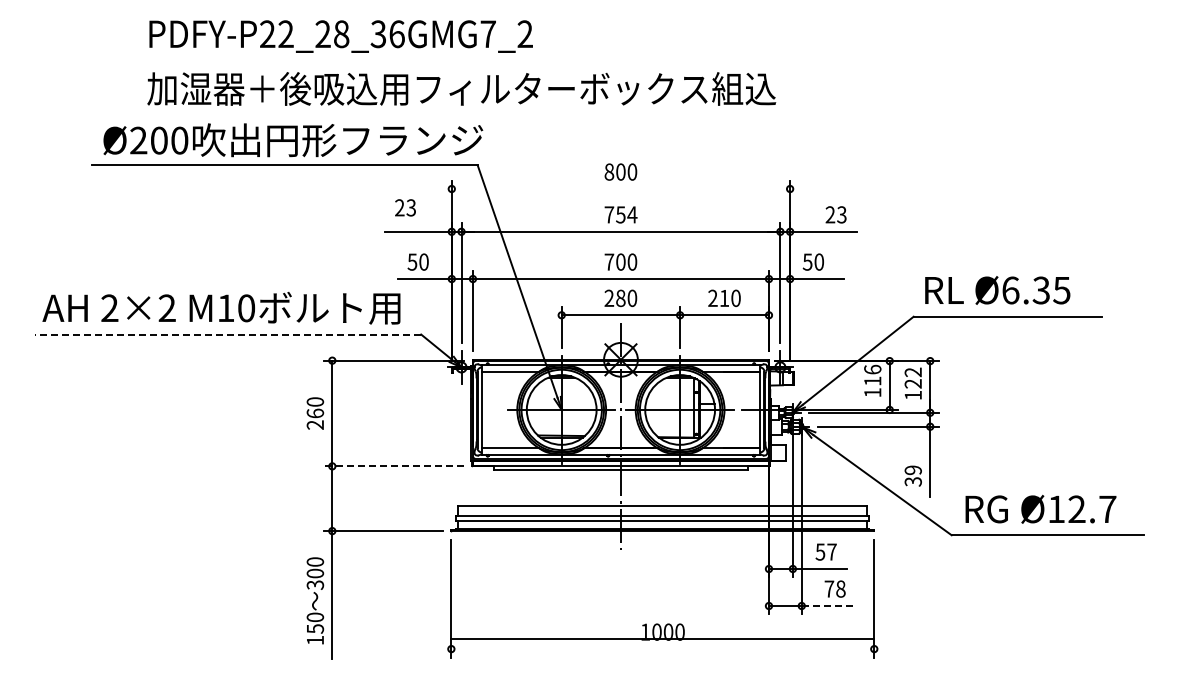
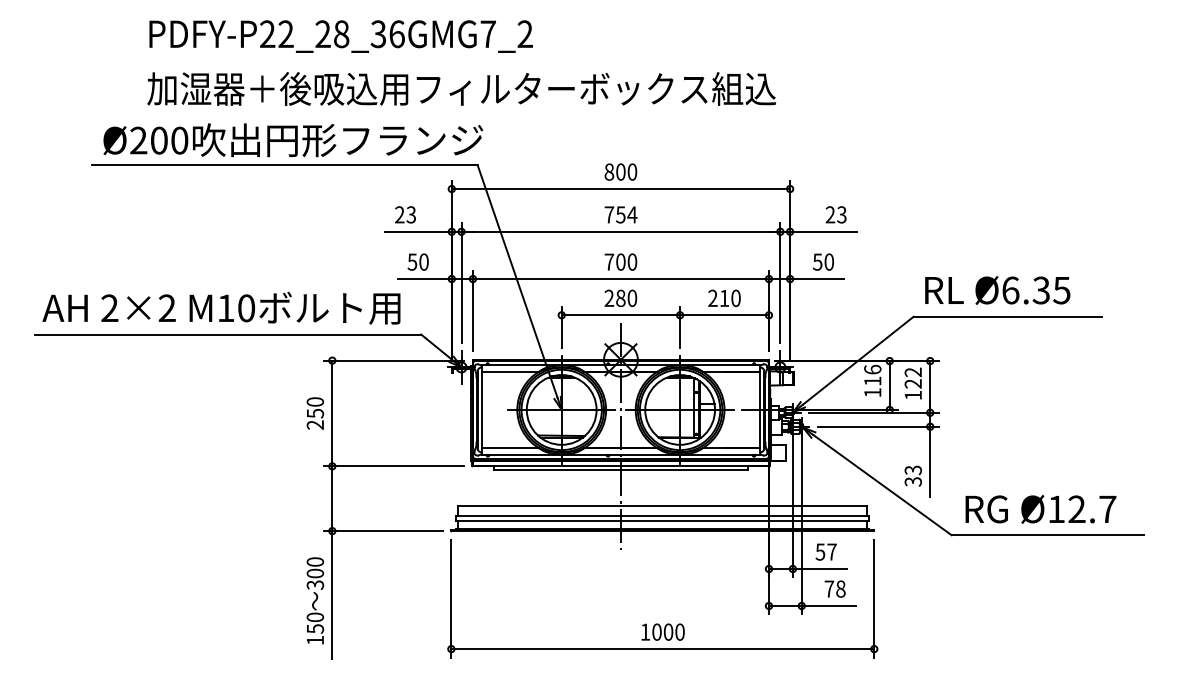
line: none -> present (620, 189)
text position: (405, 207) -> (405, 214) (405, 214)
text position: (812, 261) -> (822, 261) (822, 261)
line: dashed -> solid (228, 334)
text: 260 -> 250 (315, 413)
line: dashed -> solid (393, 466)
text: 39 -> 33 (913, 470)
line: dashed -> solid (829, 606)
line position: (662, 639) -> (662, 649) (662, 649)
